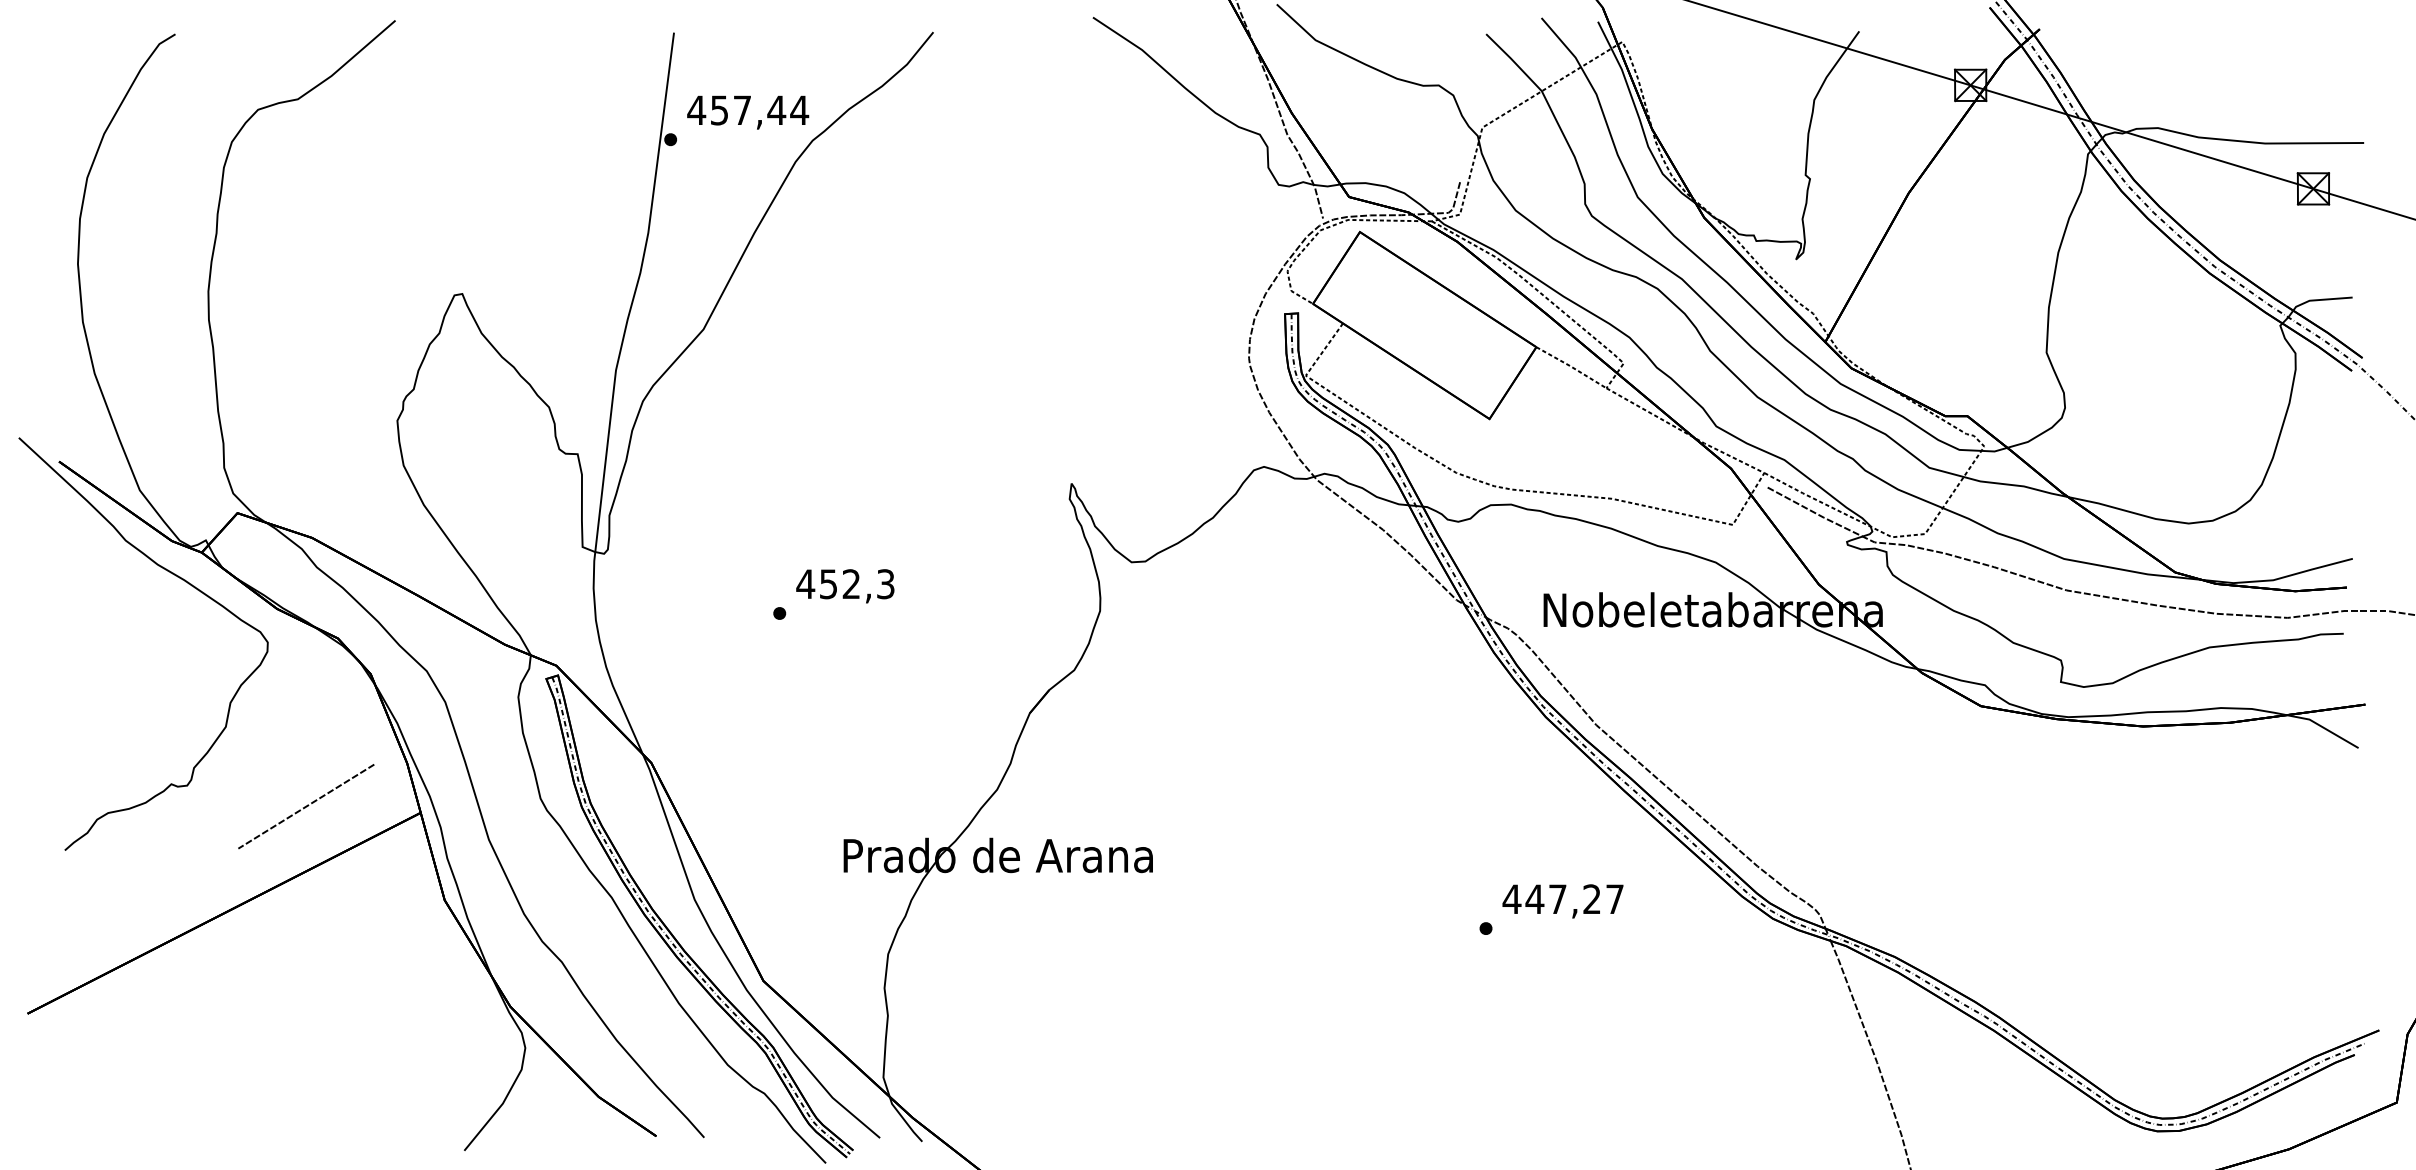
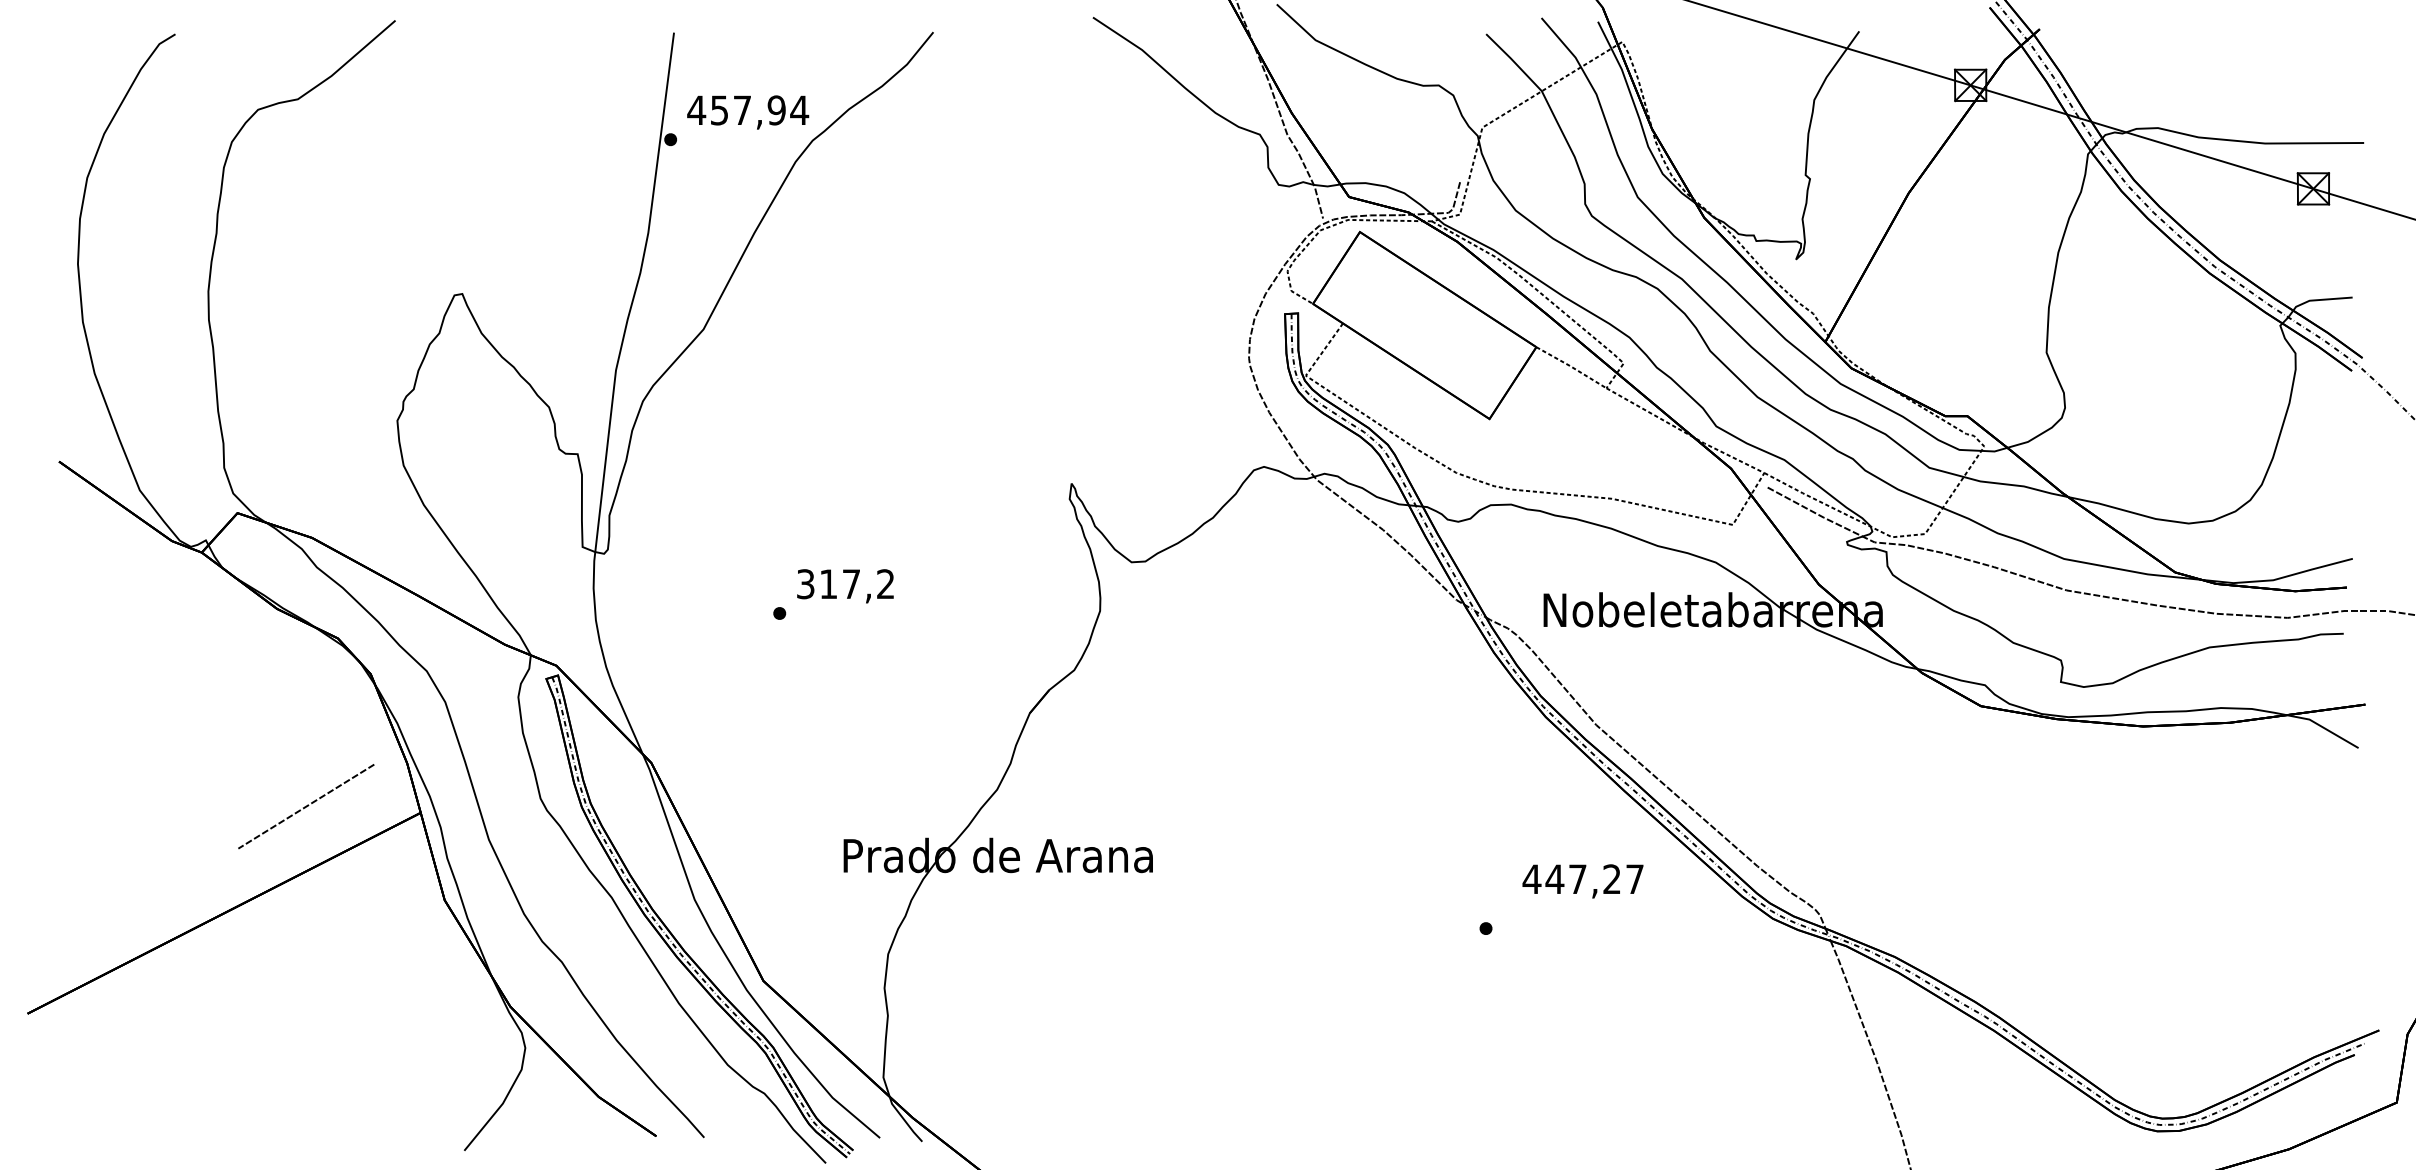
text: 457,44 -> 457,94 (776, 110)
curve: present -> none (185, 582)
text: 452,3 -> 317,2 (845, 584)
text position: (1562, 901) -> (1582, 881) (1582, 881)
